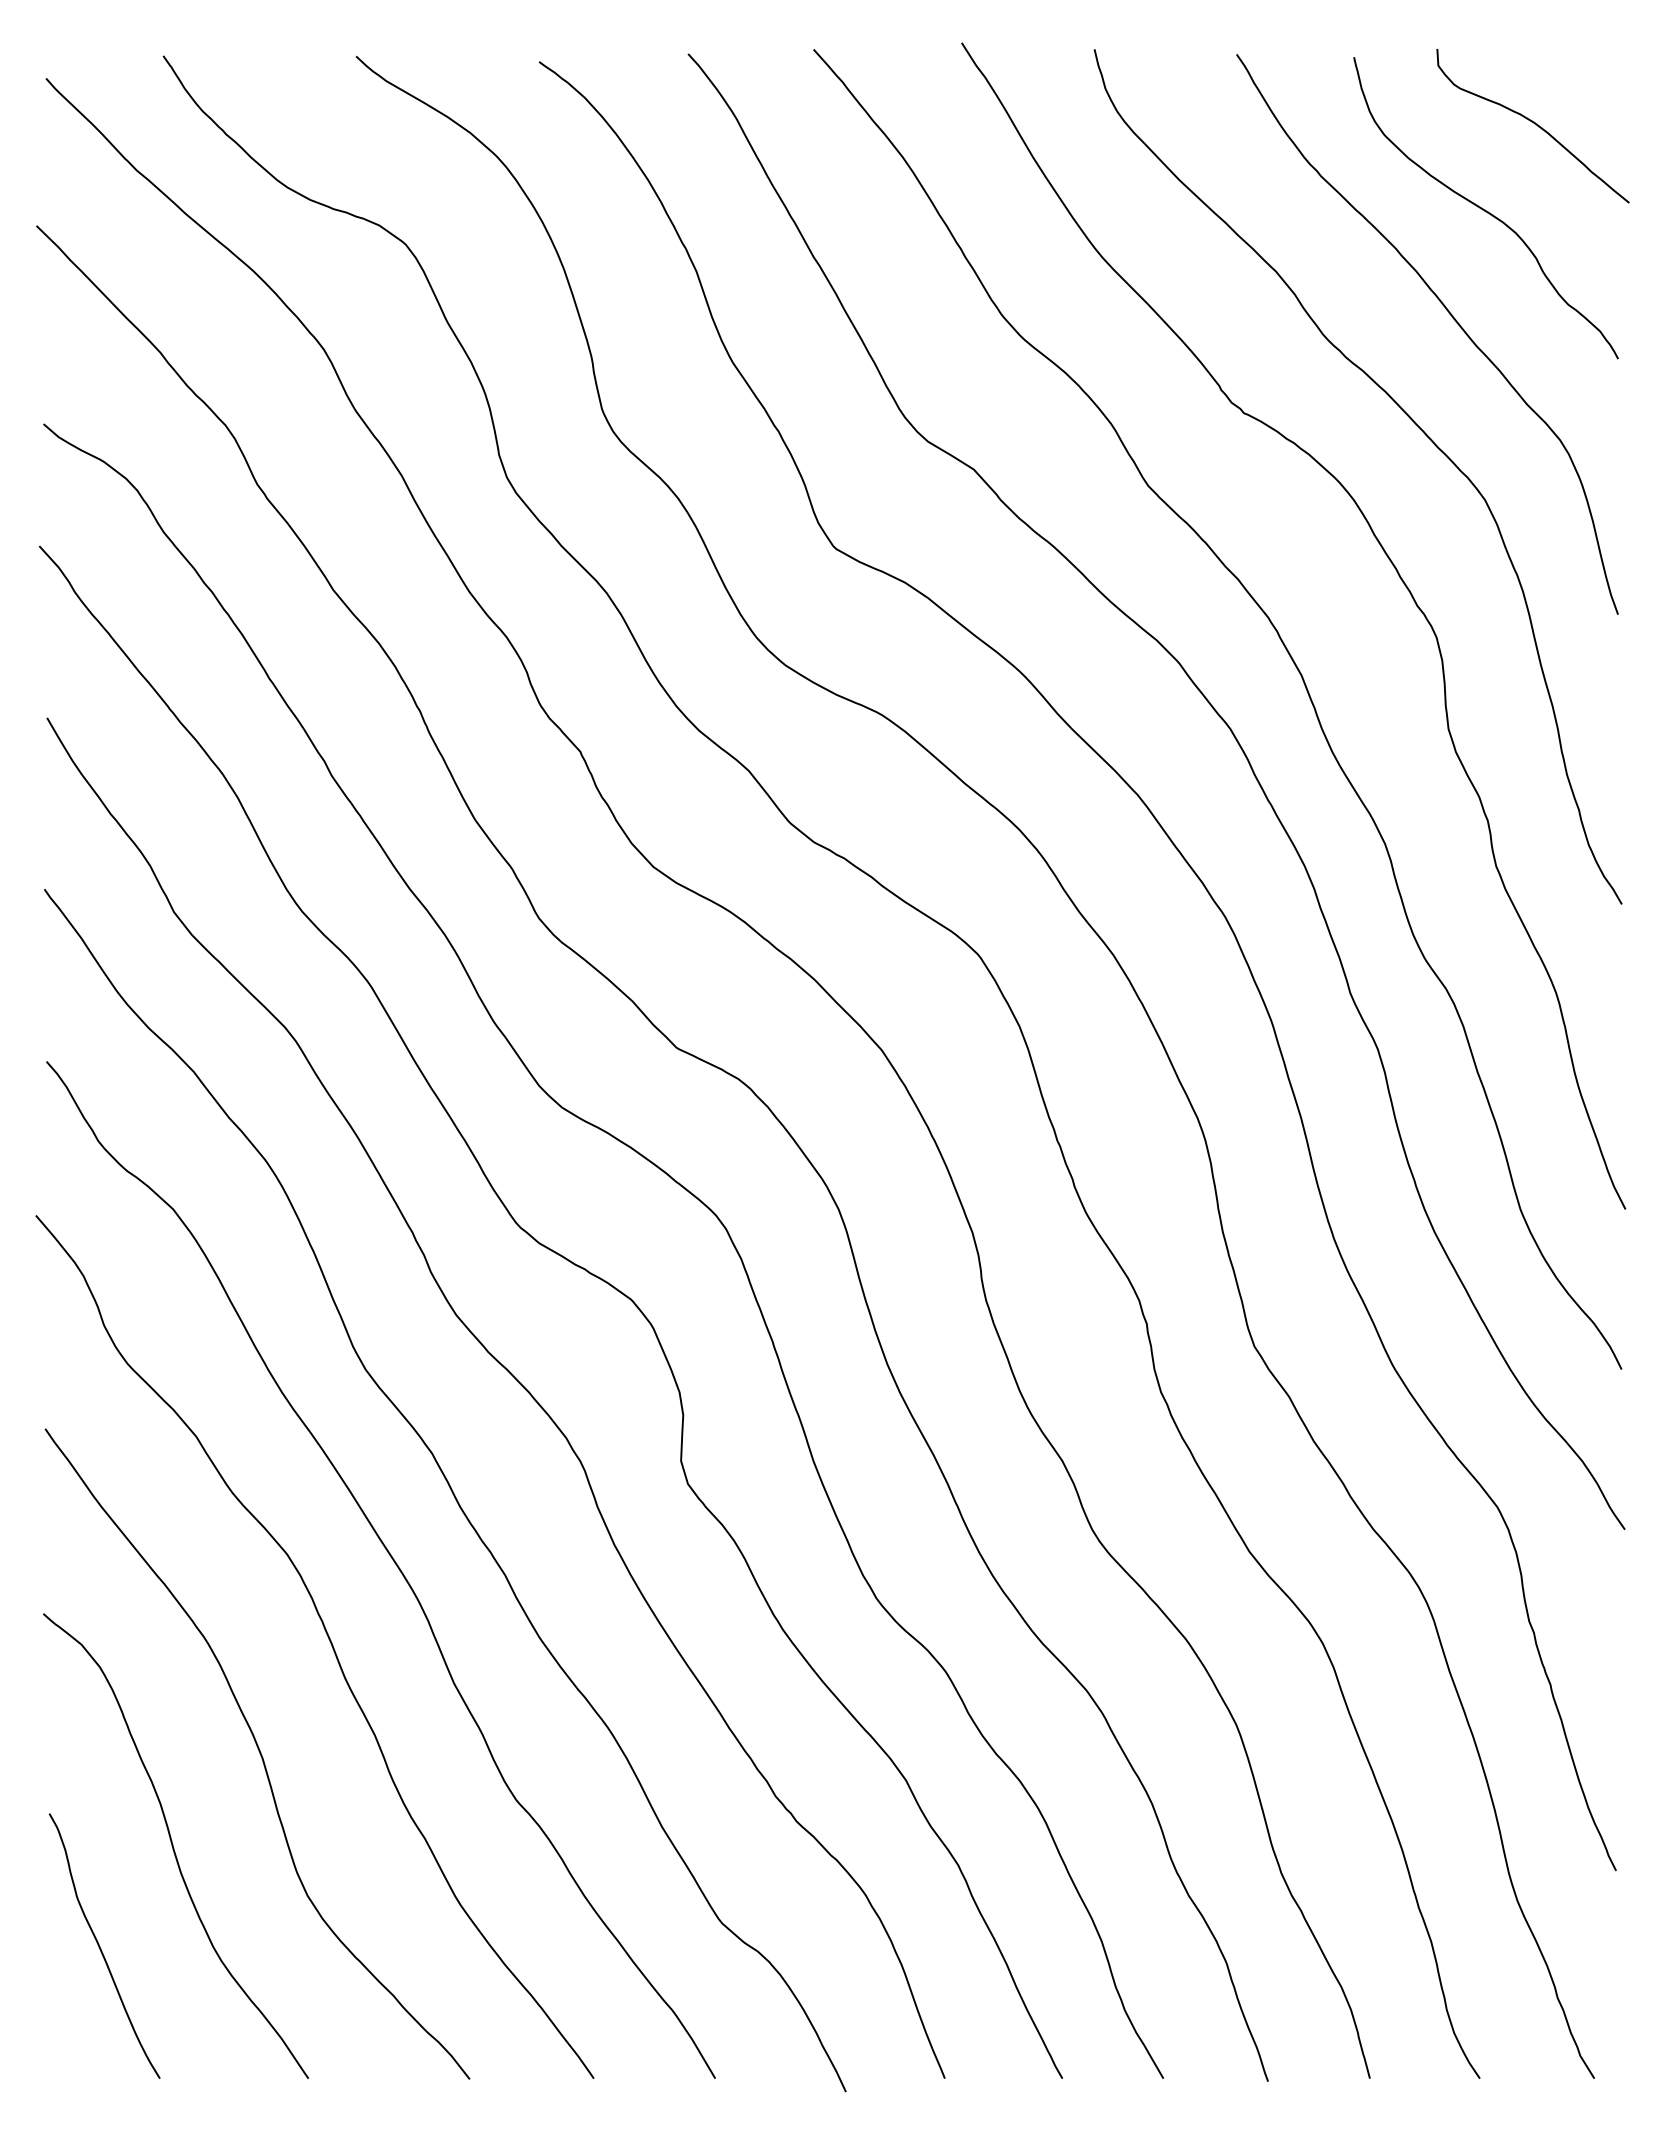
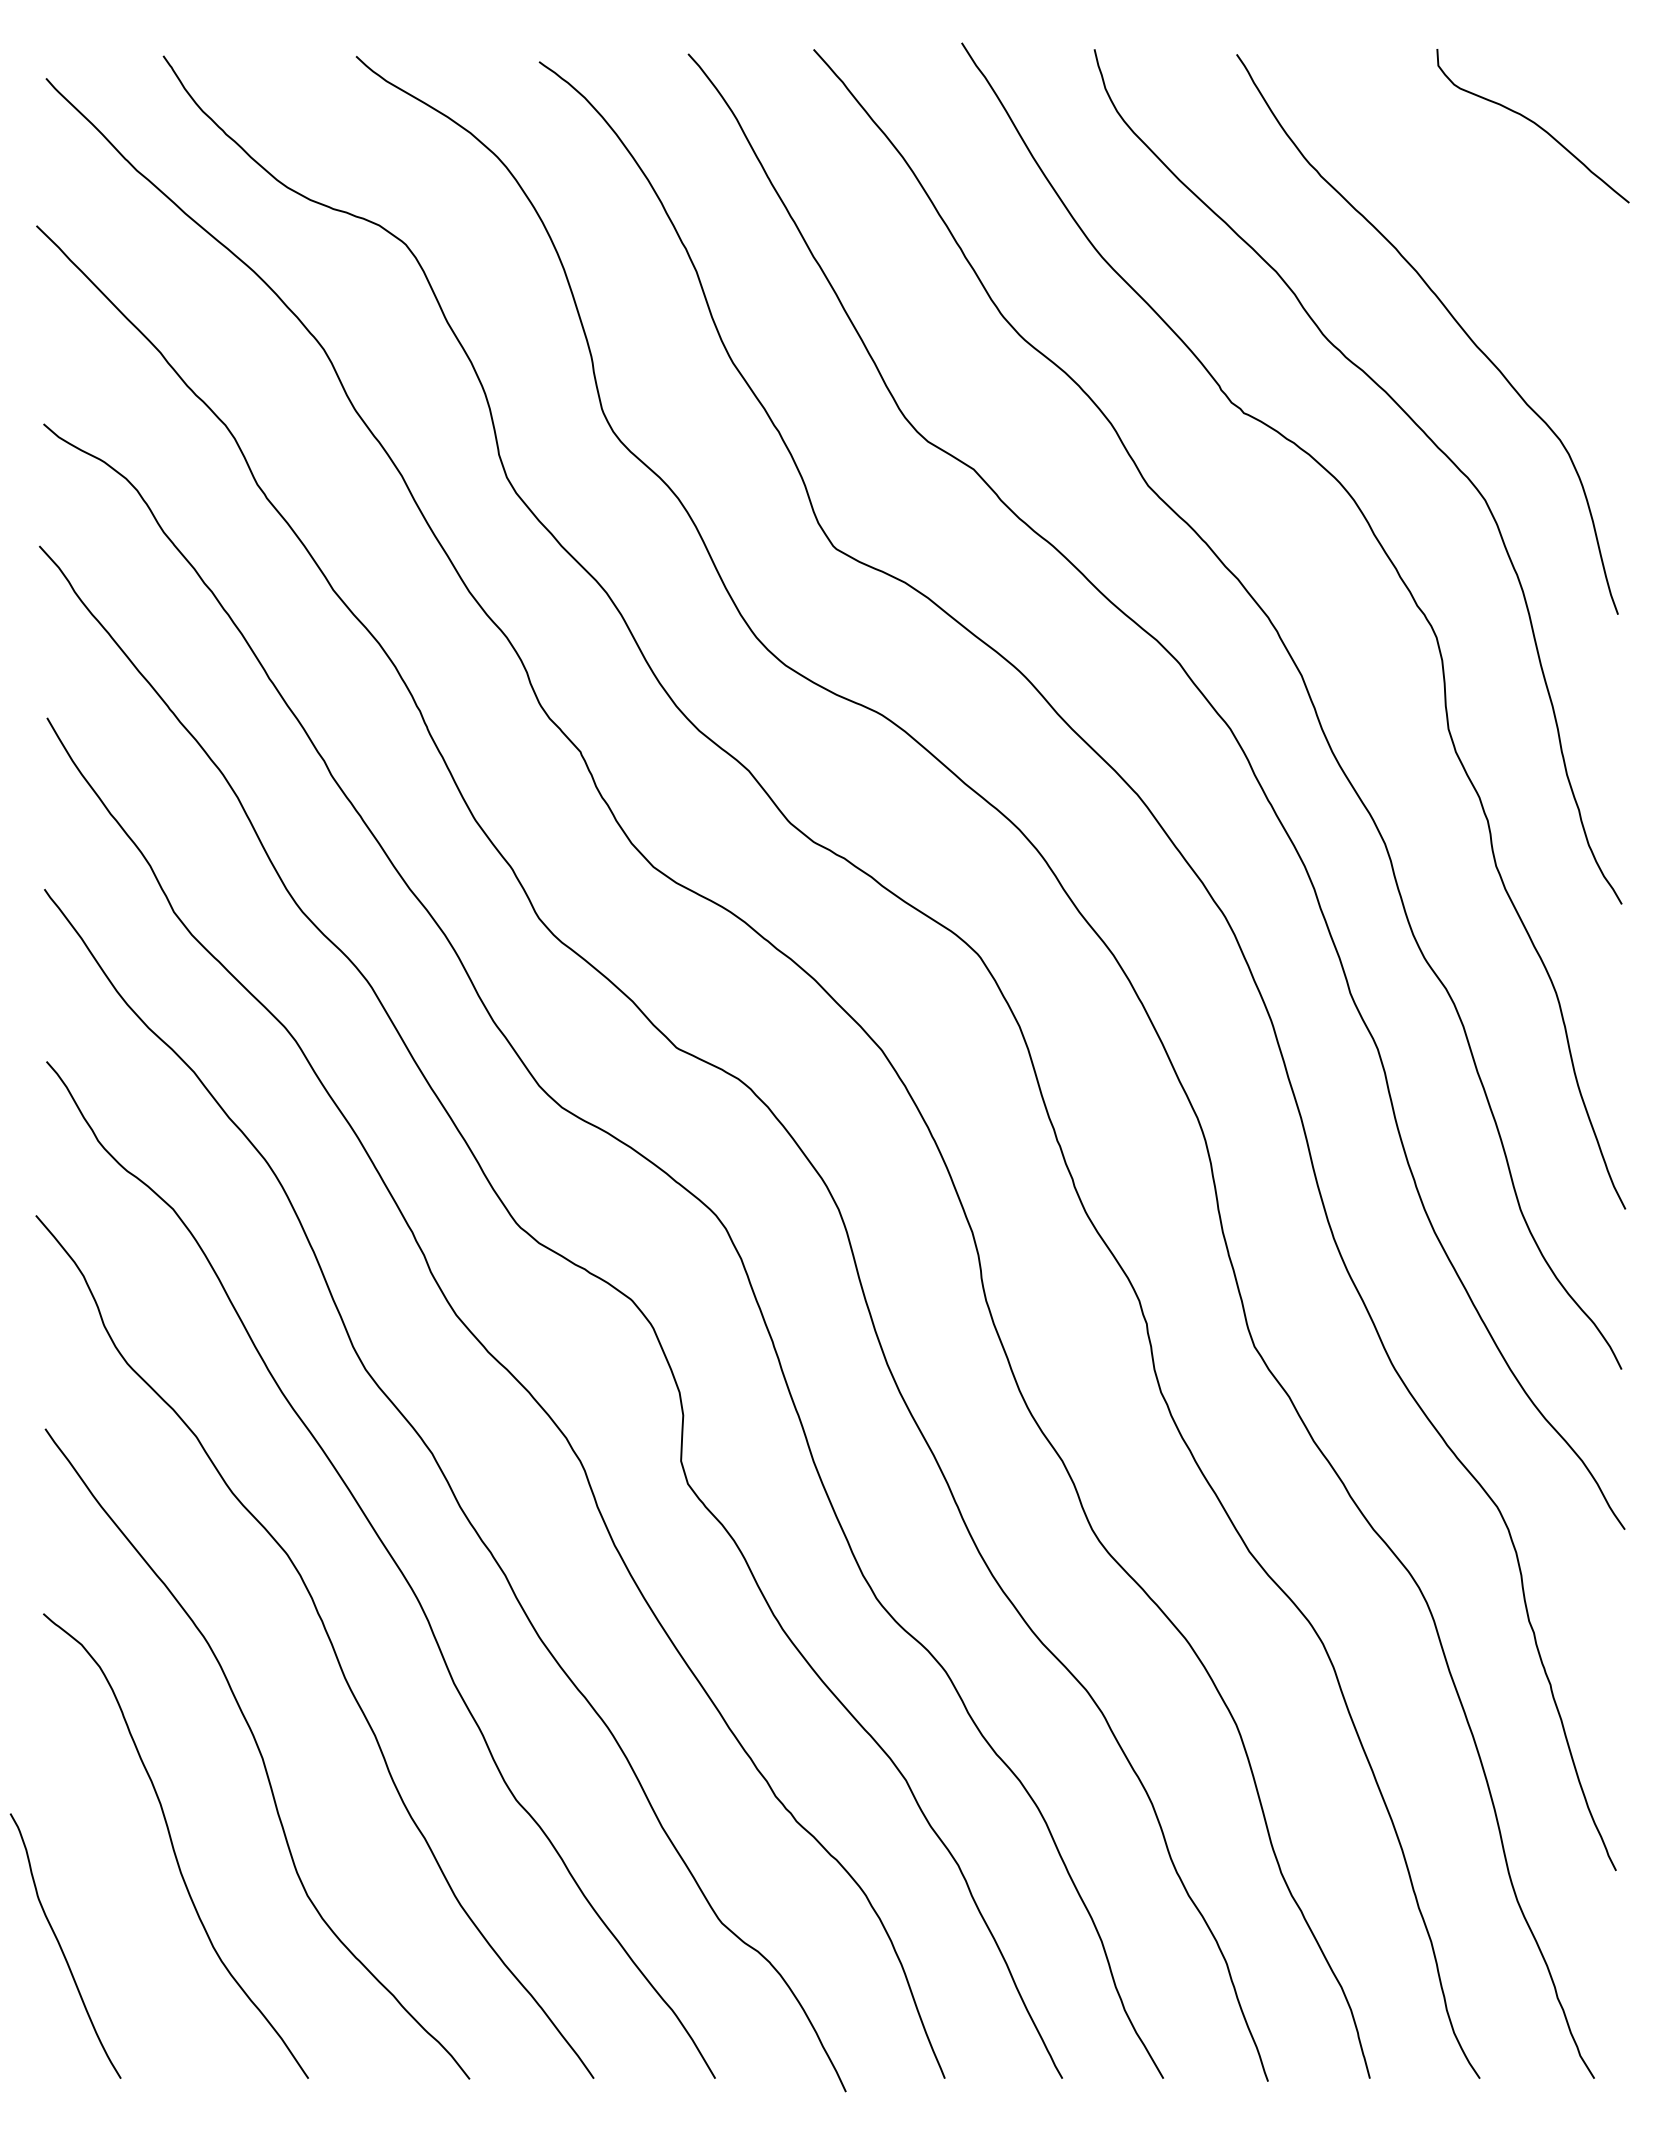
curve: present -> none (1485, 209)
curve position: (100, 1946) -> (61, 1946) (61, 1946)
